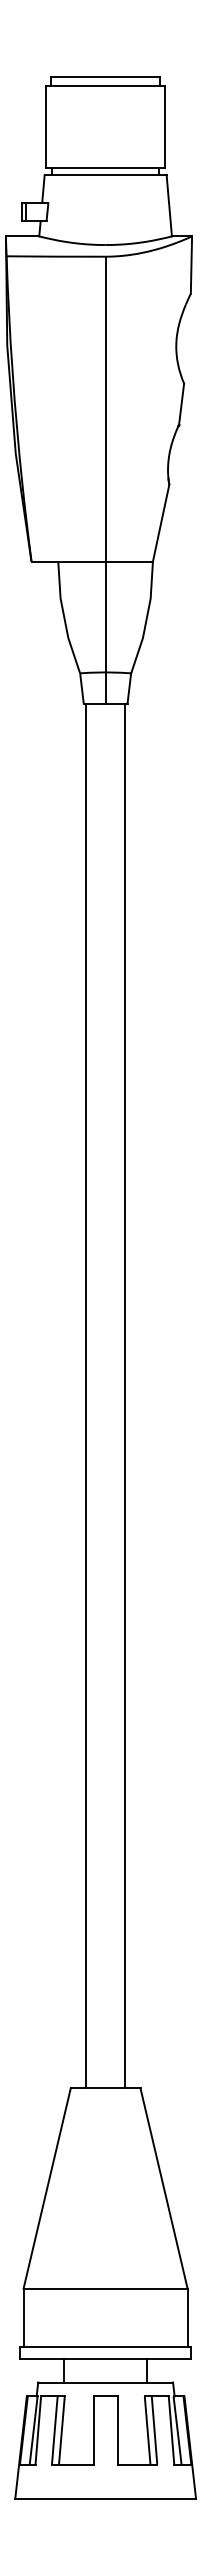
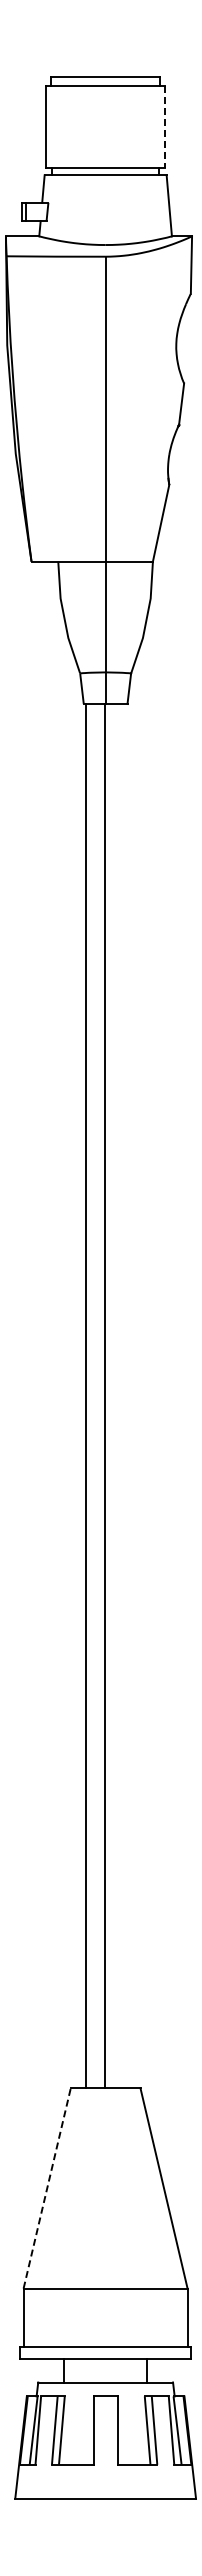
line: solid -> dashed (165, 126)
line position: (124, 1396) -> (104, 1396) (104, 1396)
line: solid -> dashed (47, 2188)
